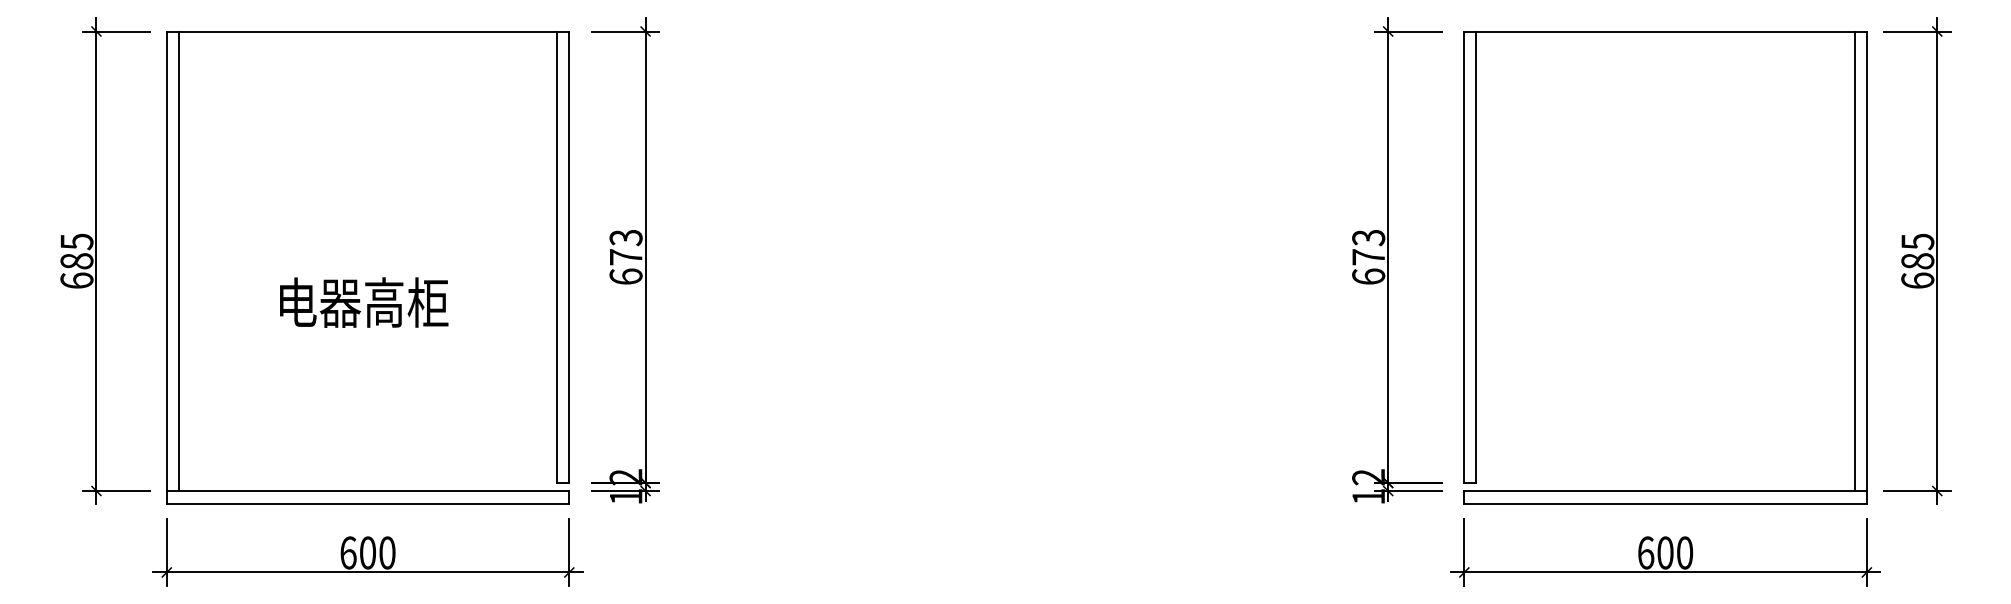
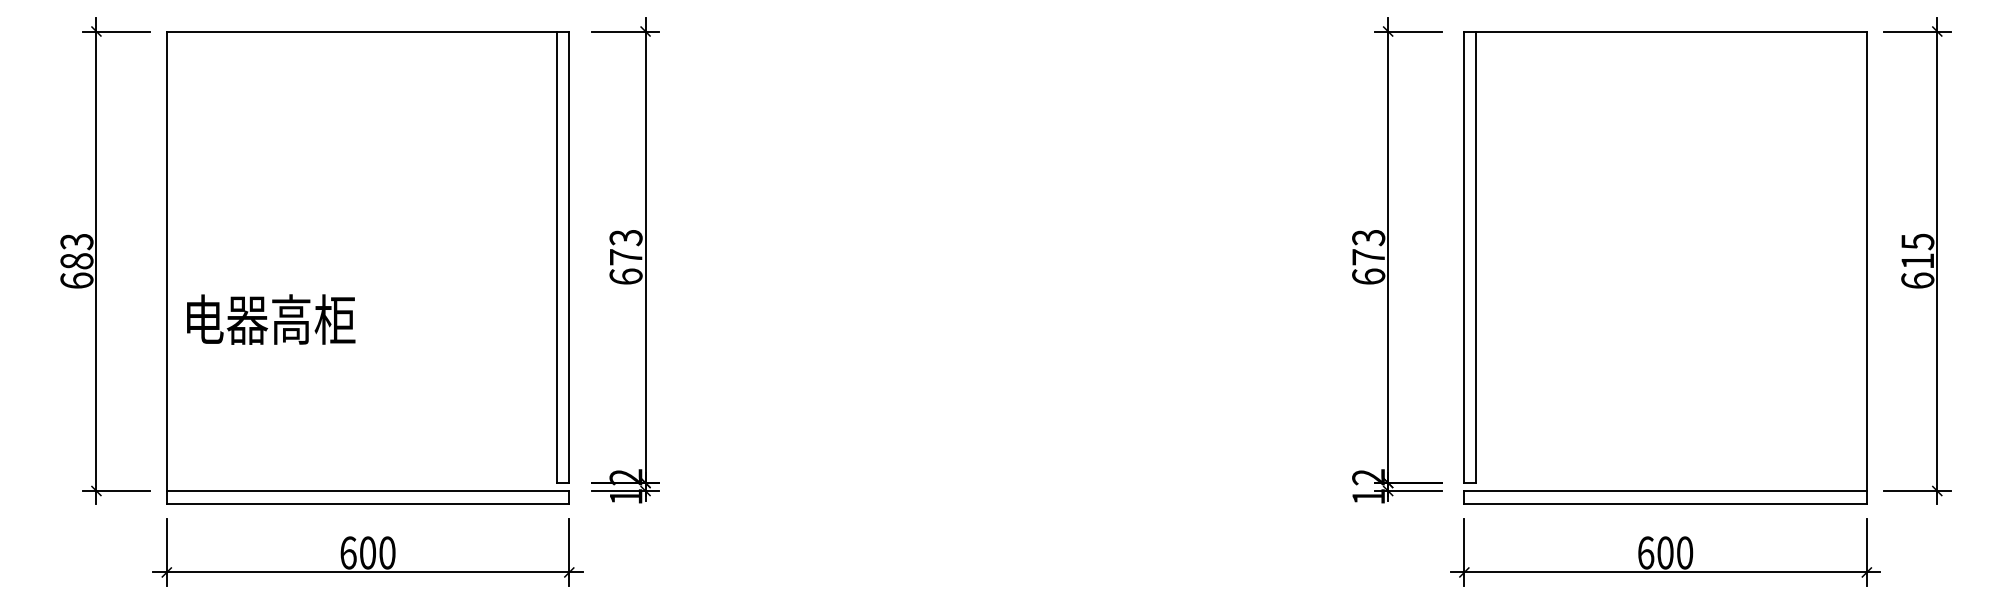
text: 685 -> 683 (76, 241)
line: present -> none (178, 261)
line: present -> none (1854, 261)
text: 685 -> 615 (1917, 261)
text position: (364, 302) -> (271, 319) (271, 319)
